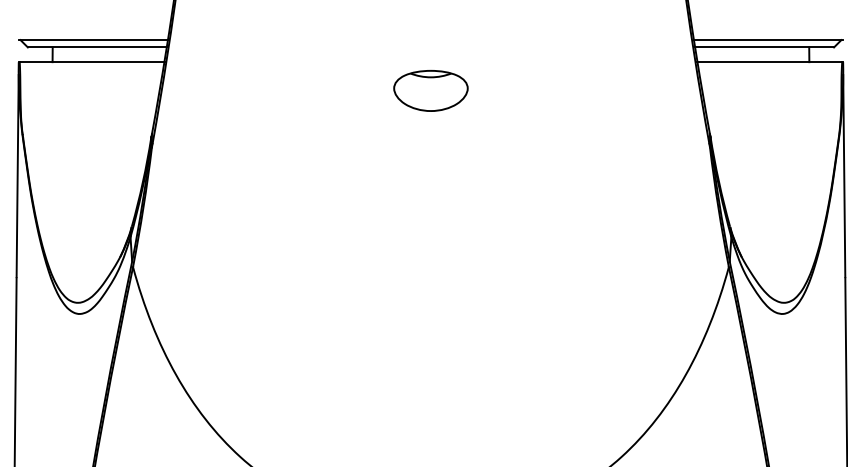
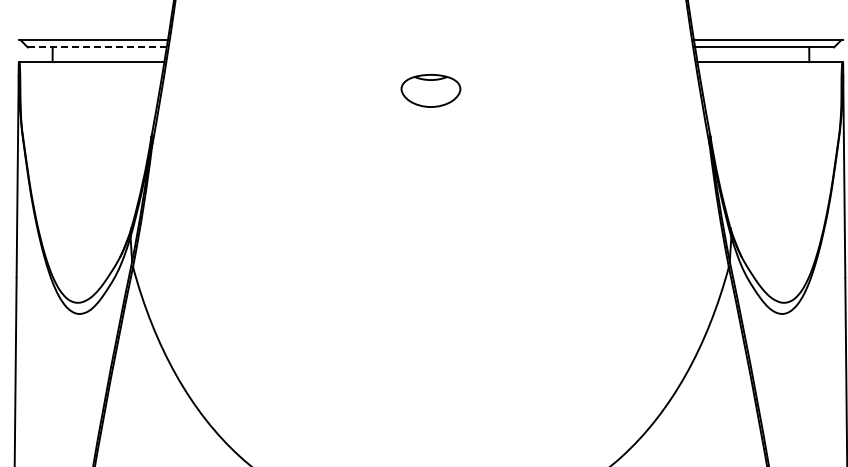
line: solid -> dashed (97, 47)
part size: 76x42 px -> 62x34 px (430, 90)
